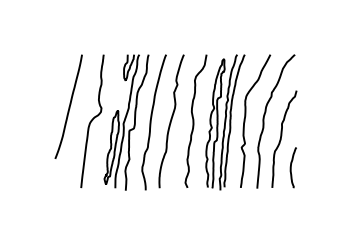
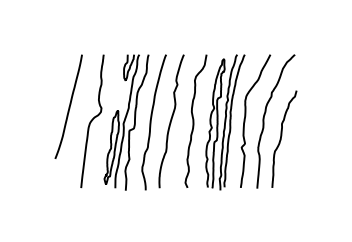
curve: present -> none (291, 167)
